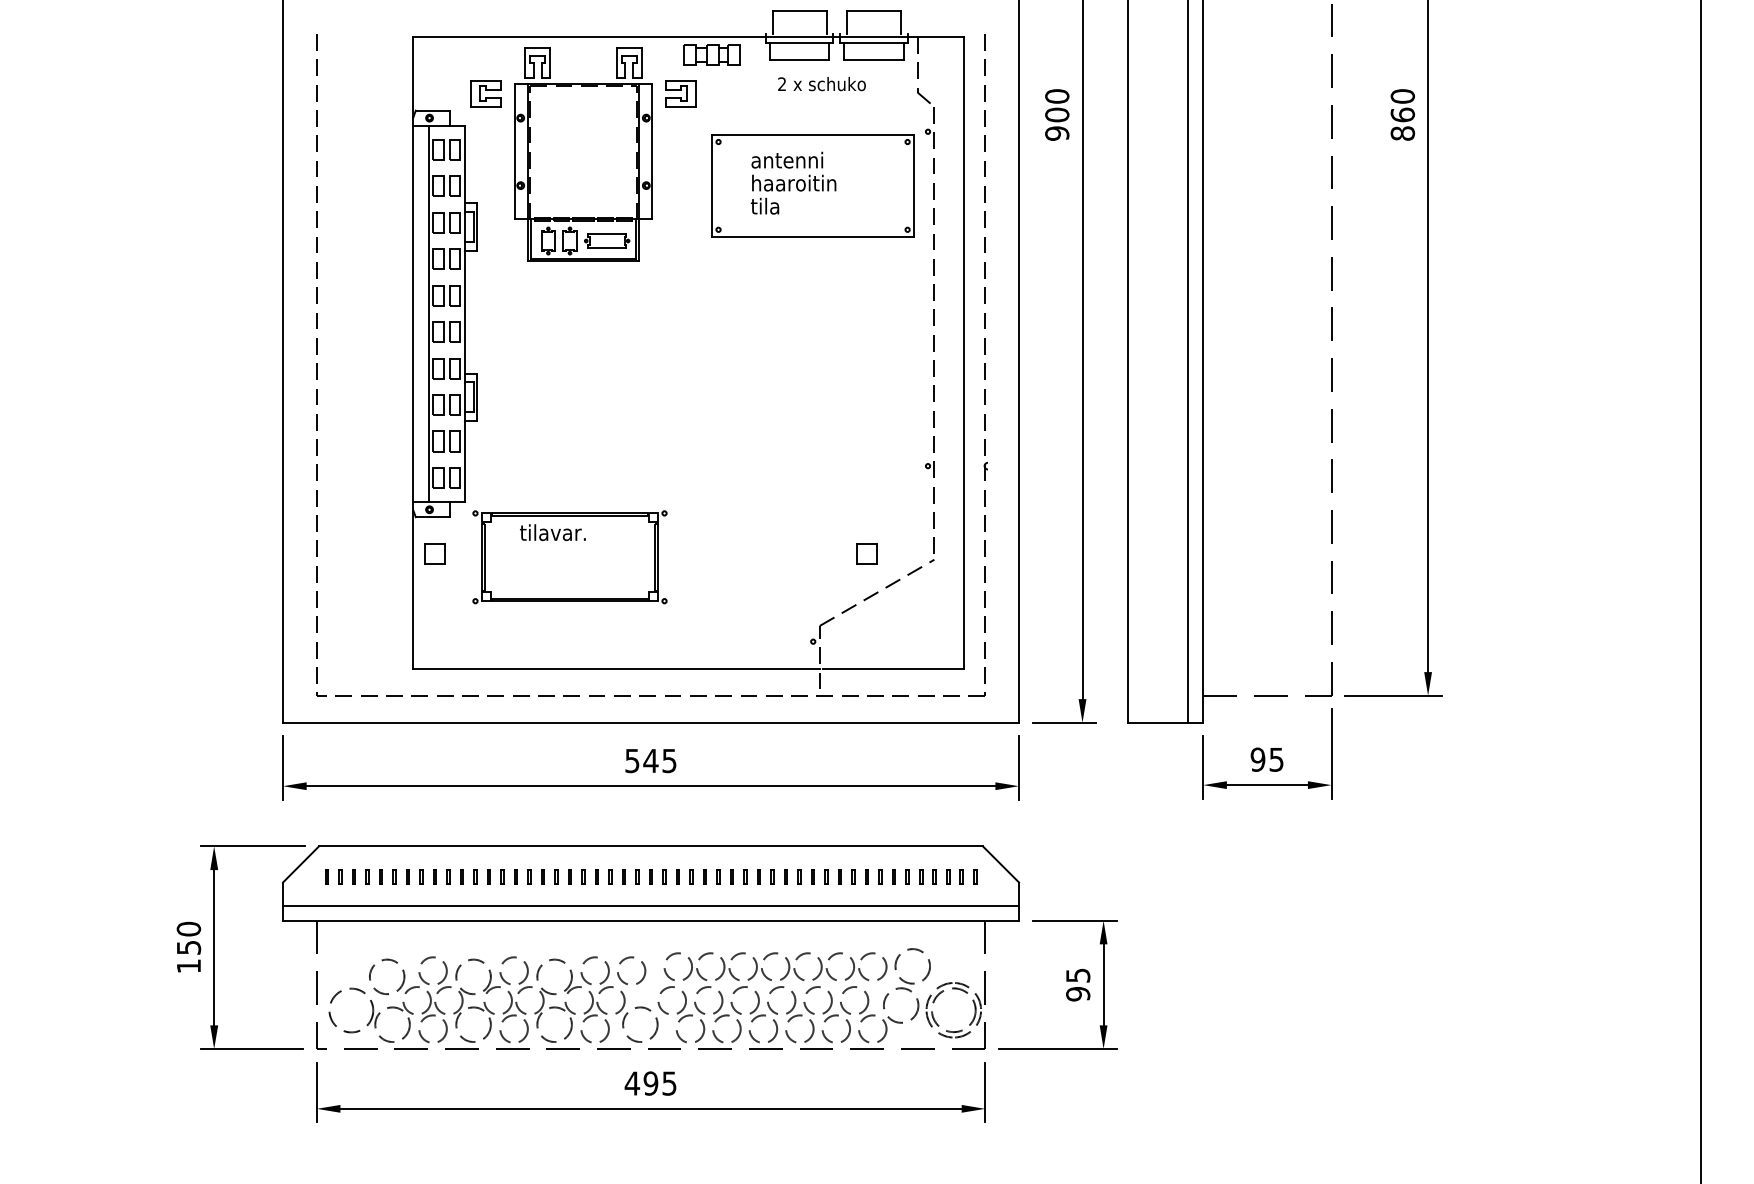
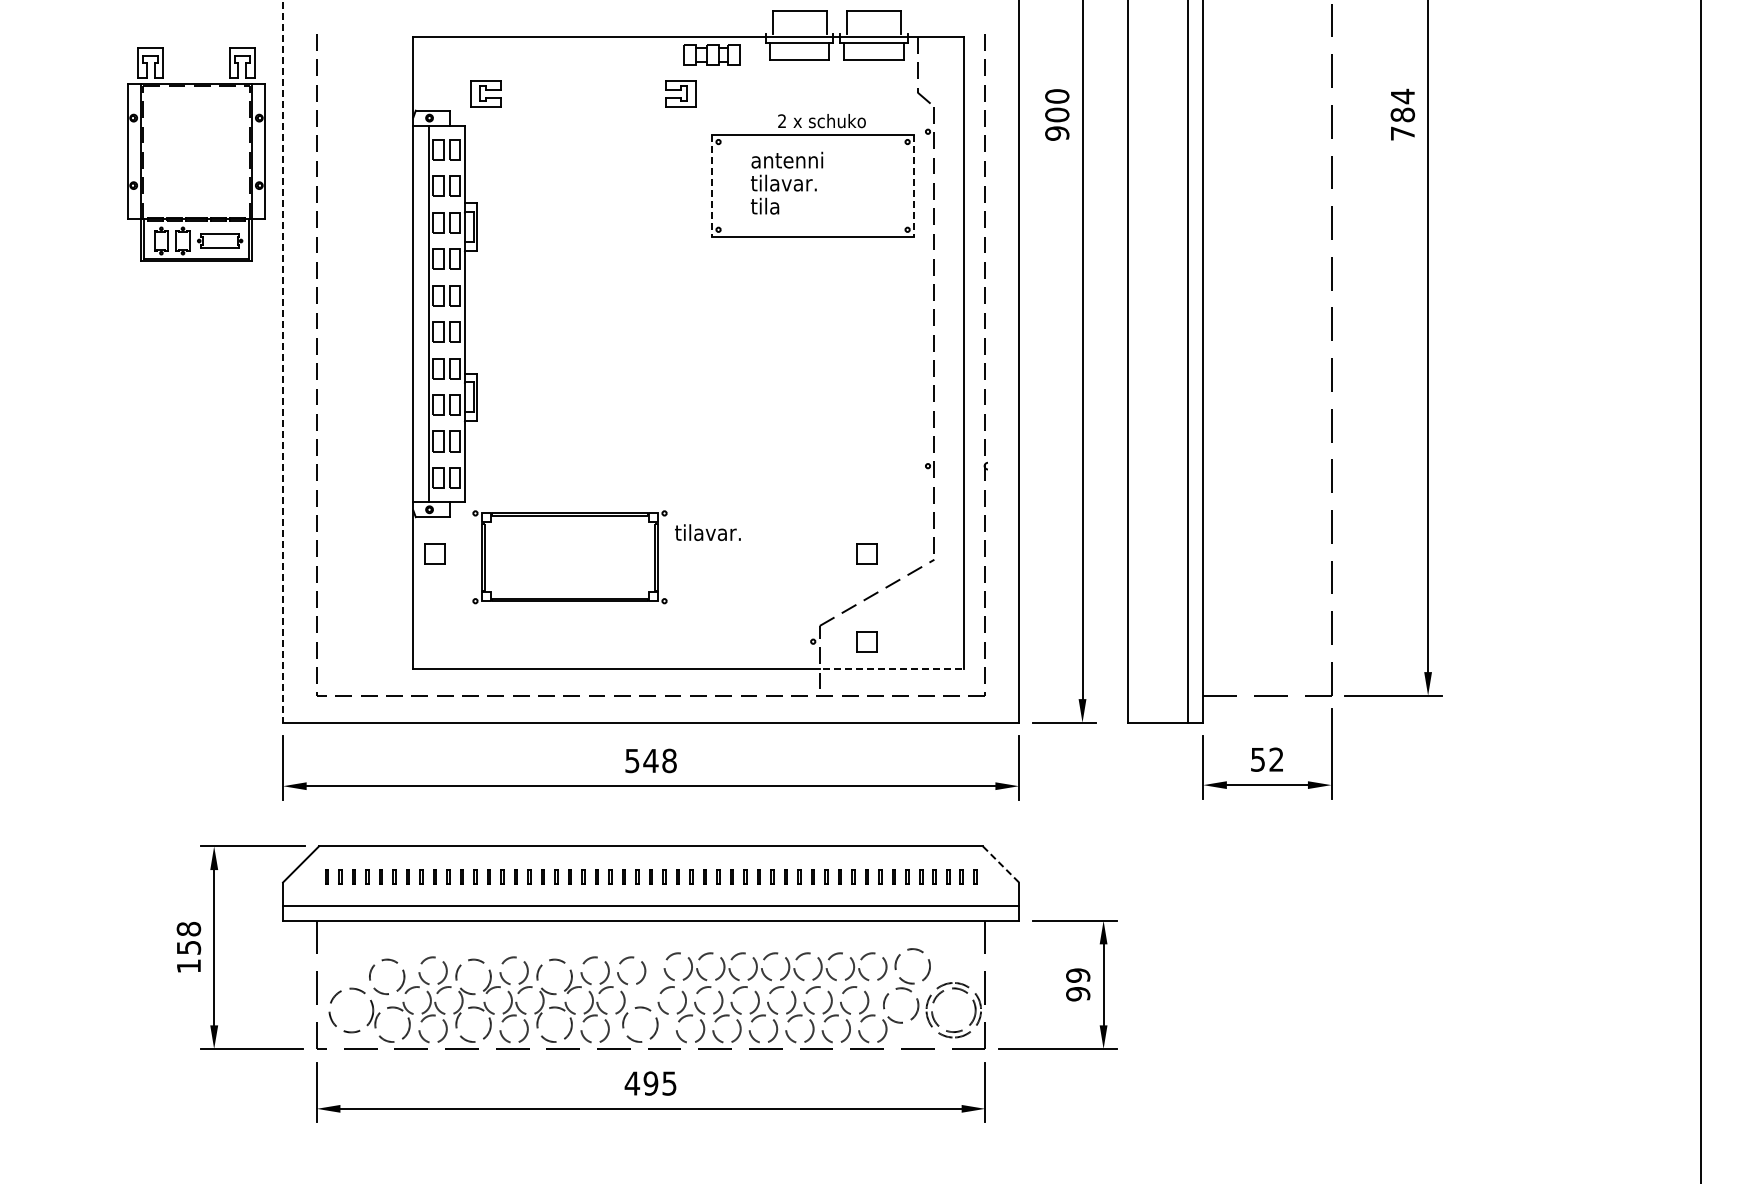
text position: (821, 84) -> (821, 121) (821, 121)
text: 860 -> 784 (1402, 114)
part position: (583, 154) -> (196, 154) (196, 154)
text: haaroitin -> tilavar. (793, 182)
line: solid -> dashed (711, 185)
line: solid -> dashed (914, 185)
line: solid -> dashed (283, 361)
text position: (552, 532) -> (707, 532) (707, 532)
part: none -> present (866, 641)
line: solid -> dashed (893, 668)
text: 95 -> 52 (1266, 759)
text: 545 -> 548 (669, 760)
line: solid -> dashed (1000, 864)
text: 150 -> 158 (188, 928)
text: 95 -> 99 (1078, 975)
